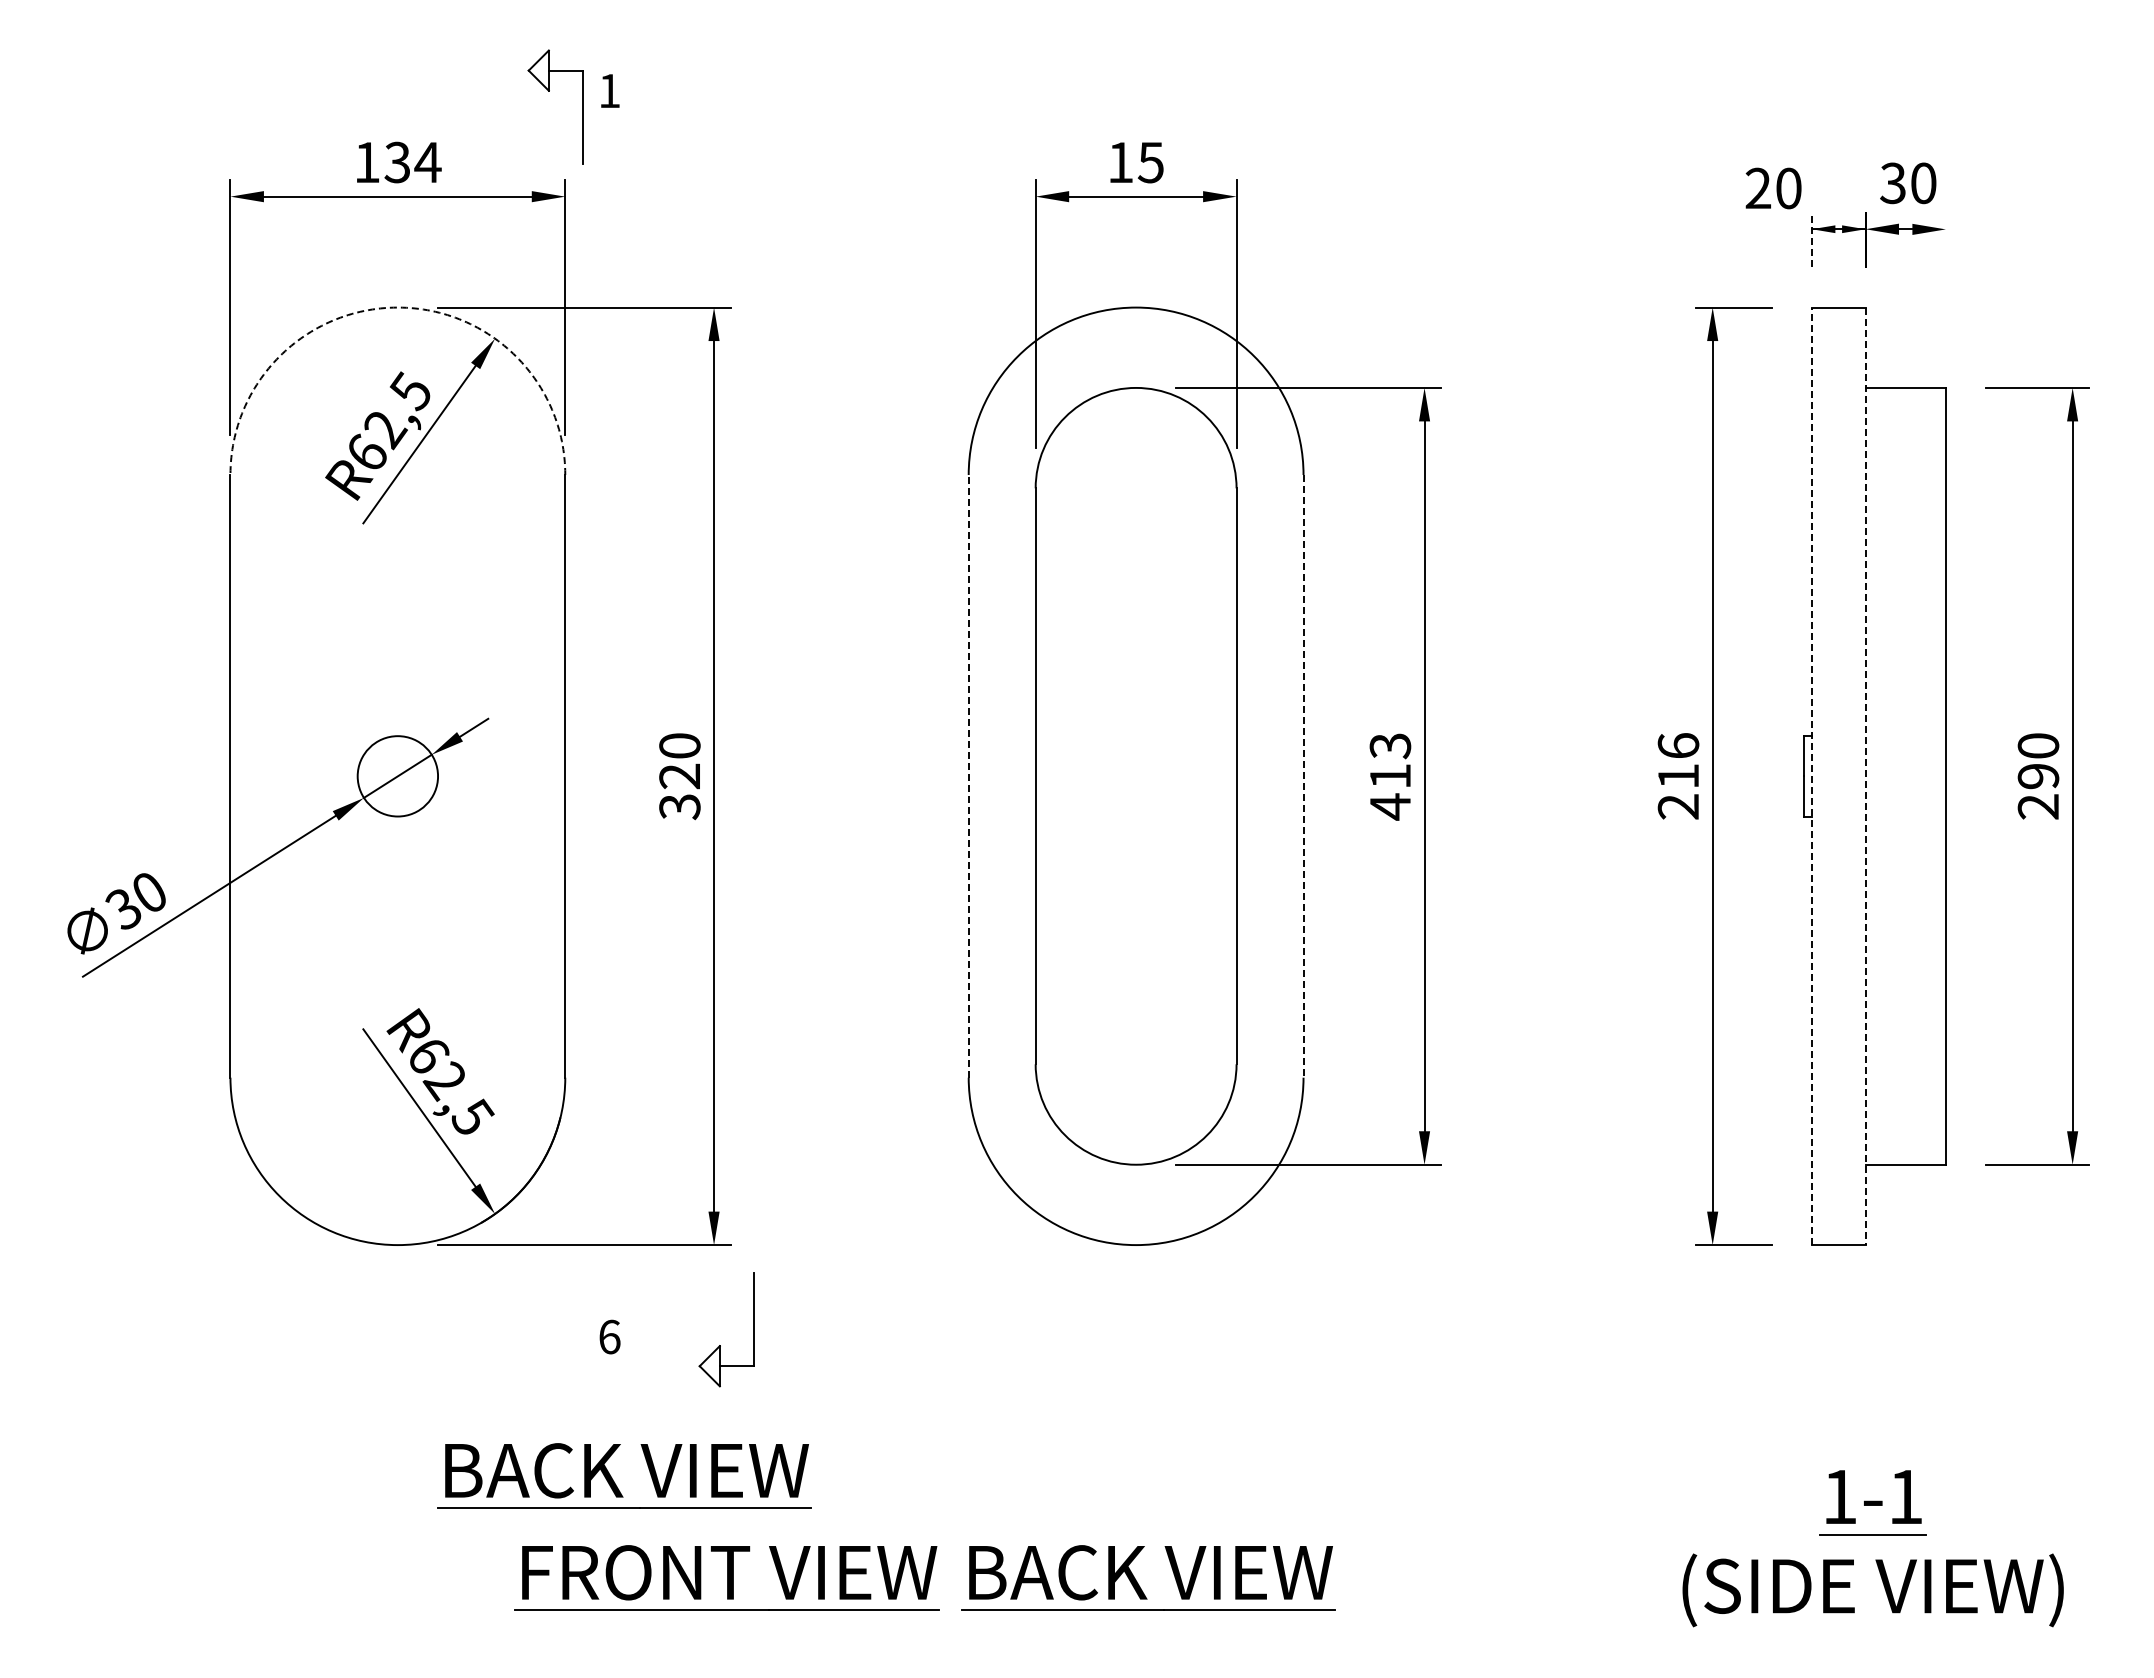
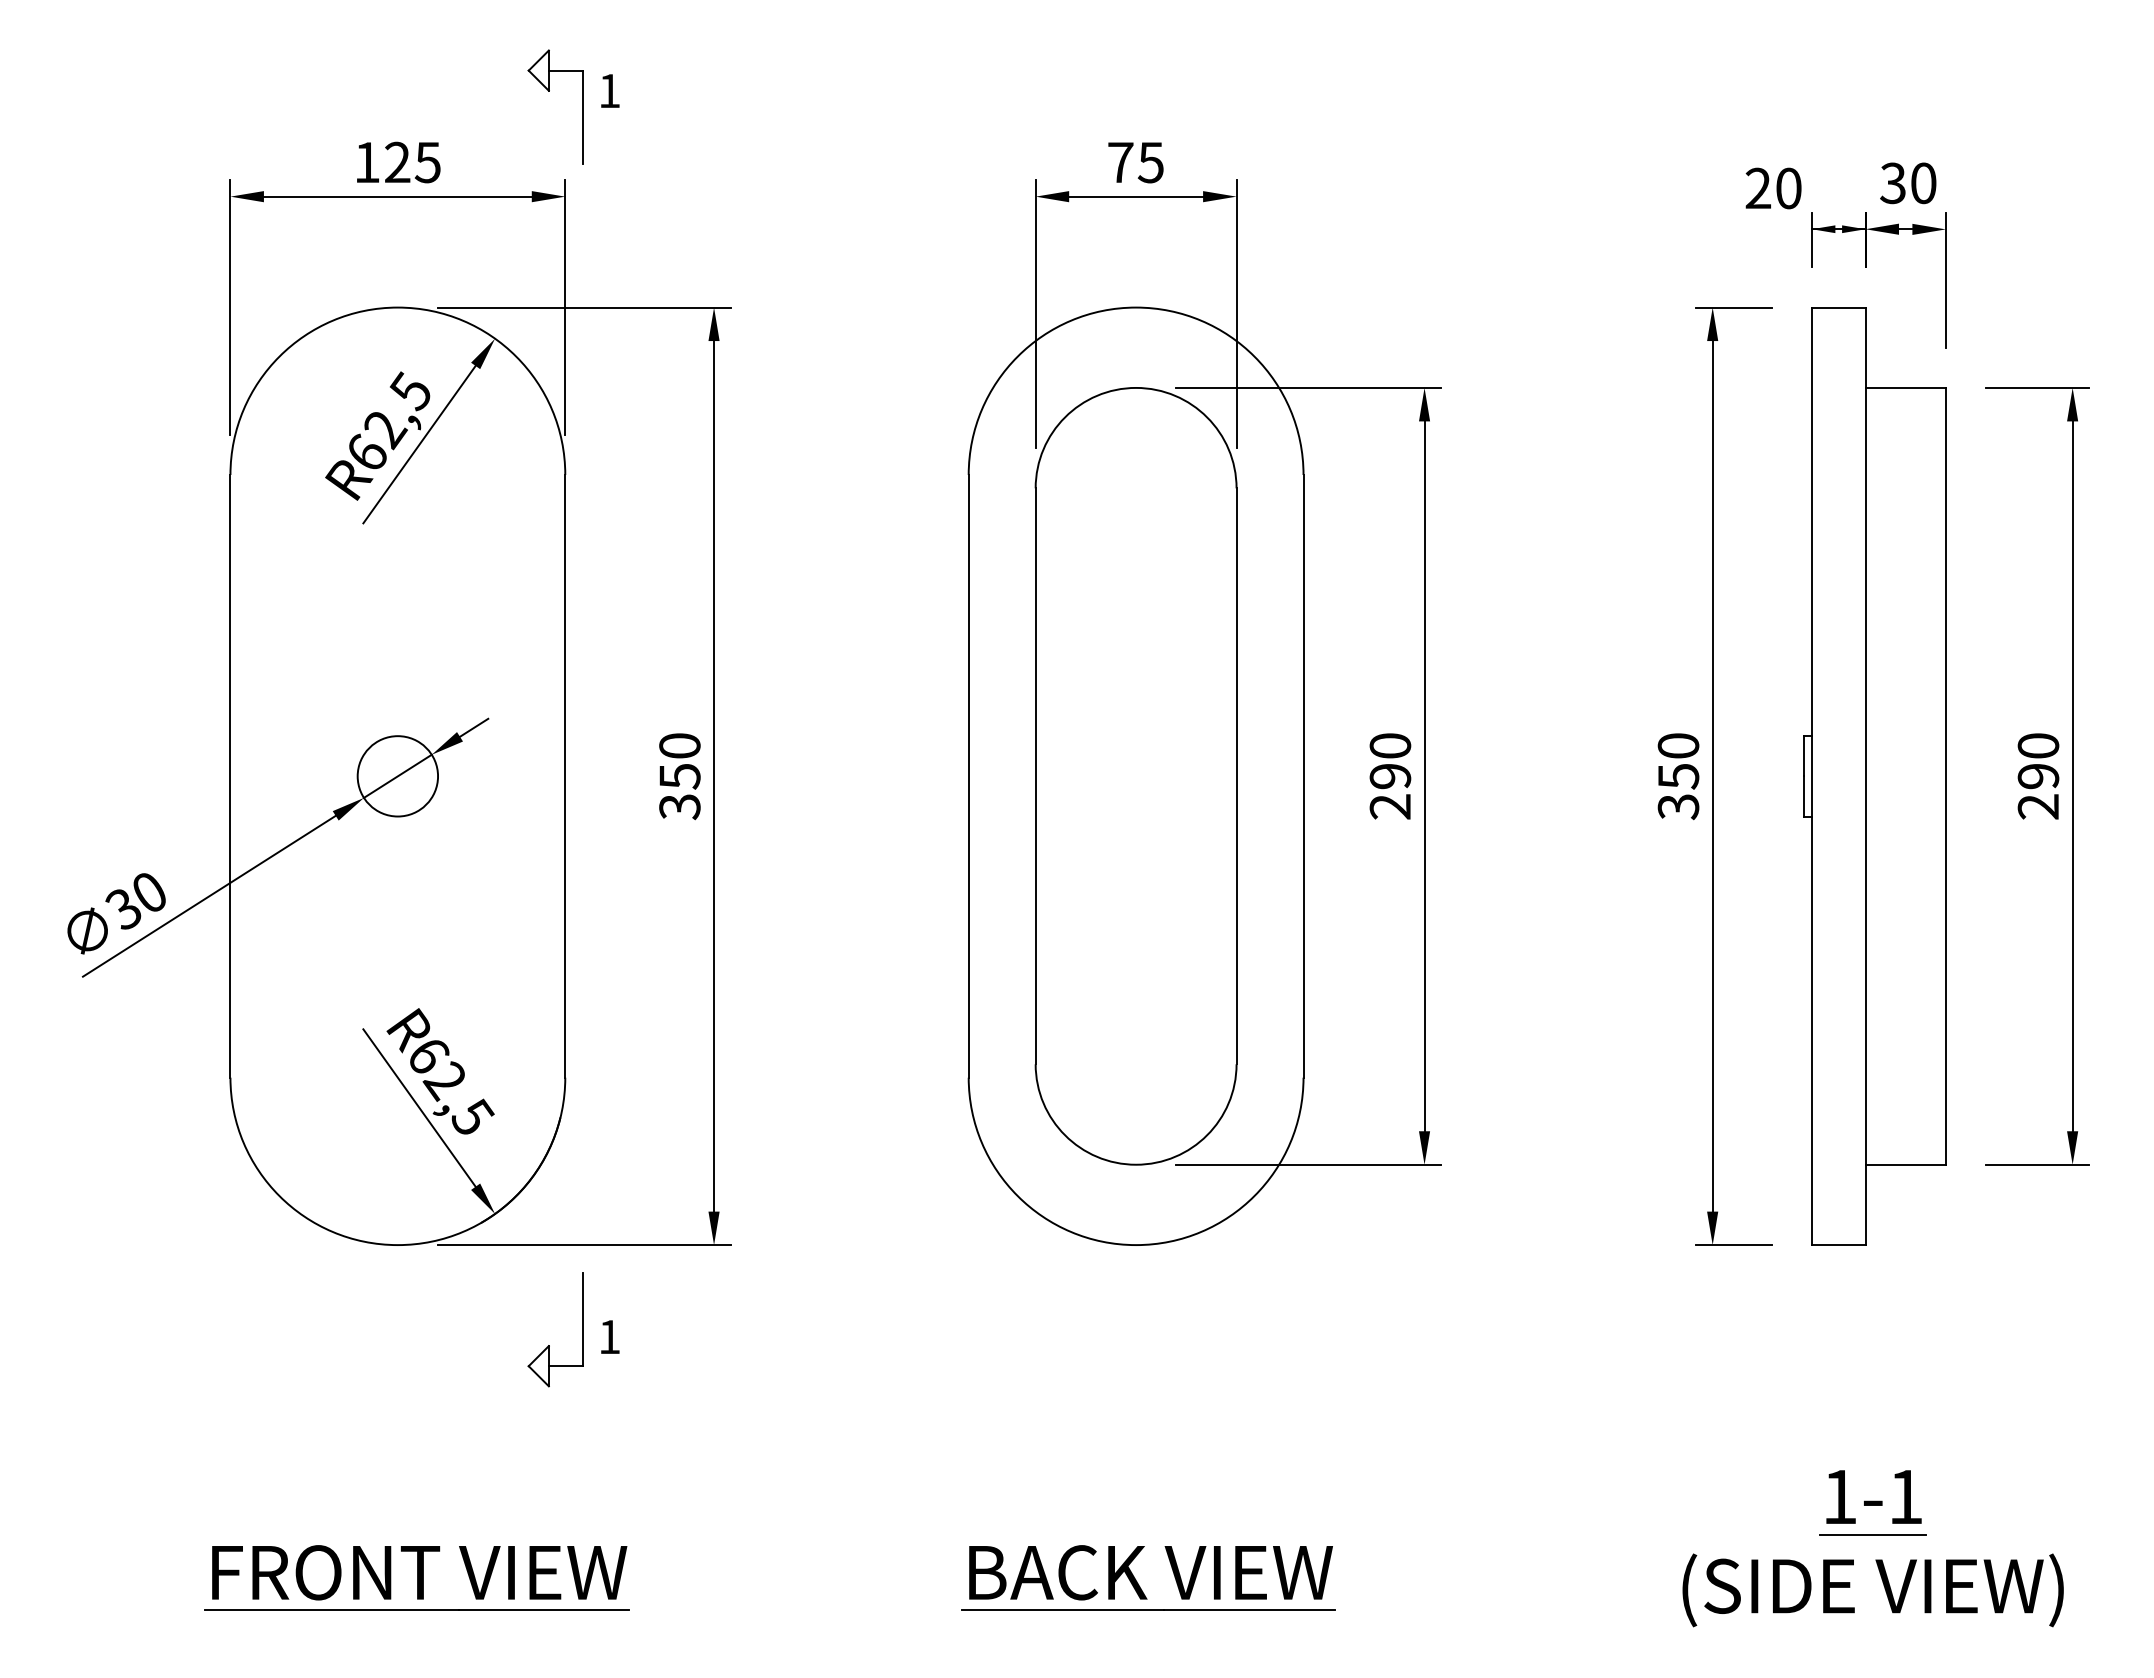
text: 134 -> 125 (412, 162)
text: 15 -> 75 (1120, 162)
line: dashed -> solid (1811, 239)
line: none -> present (1945, 279)
arc: dashed -> solid (397, 307)
line: dashed -> solid (968, 775)
text: 320 -> 350 (679, 776)
line: dashed -> solid (1303, 776)
text: 413 -> 290 (1390, 776)
text: 216 -> 350 (1678, 776)
line: dashed -> solid (1811, 776)
line: dashed -> solid (1865, 776)
text: 6 -> 1 (609, 1336)
part position: (720, 1345) -> (549, 1345) (549, 1345)
part: present -> none (614, 1481)
part position: (726, 1577) -> (416, 1577) (416, 1577)
